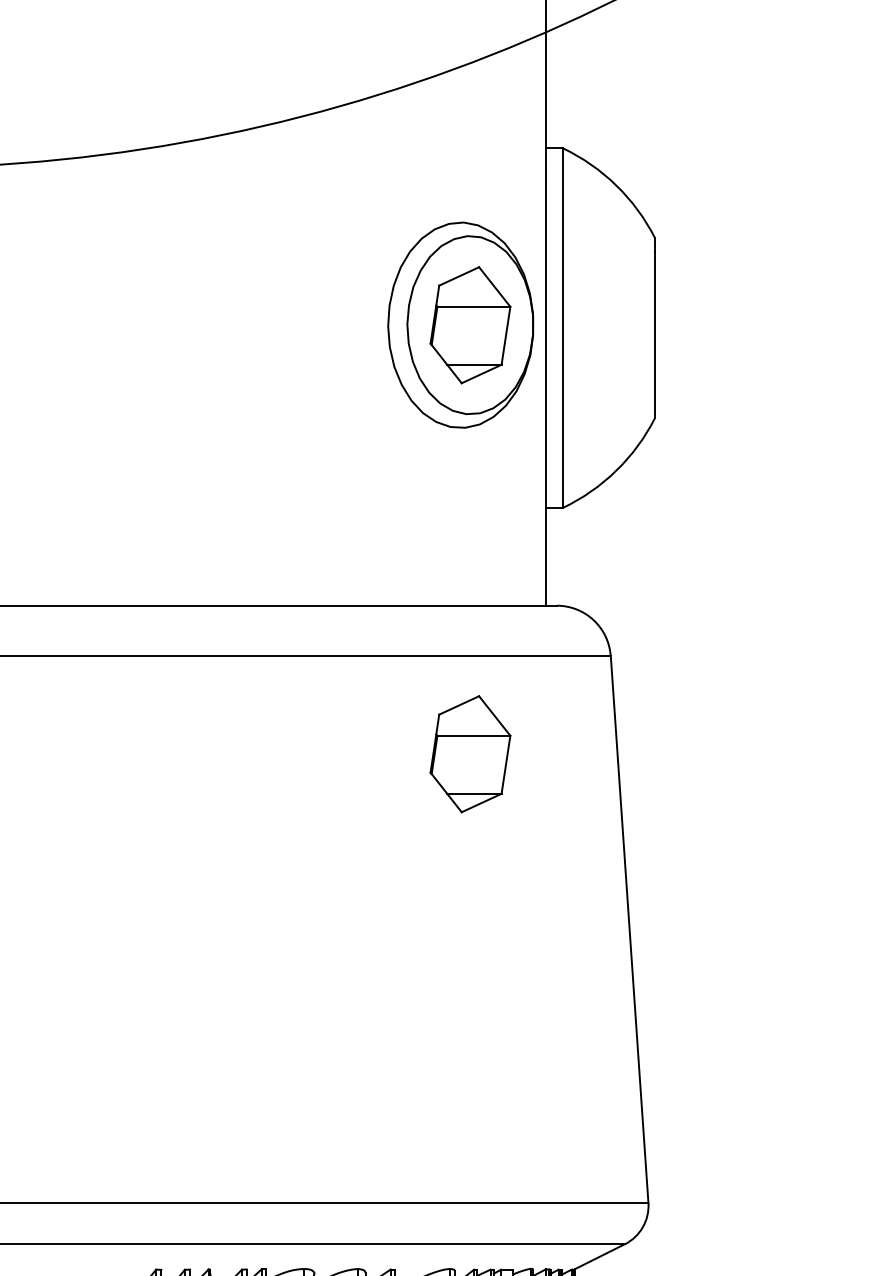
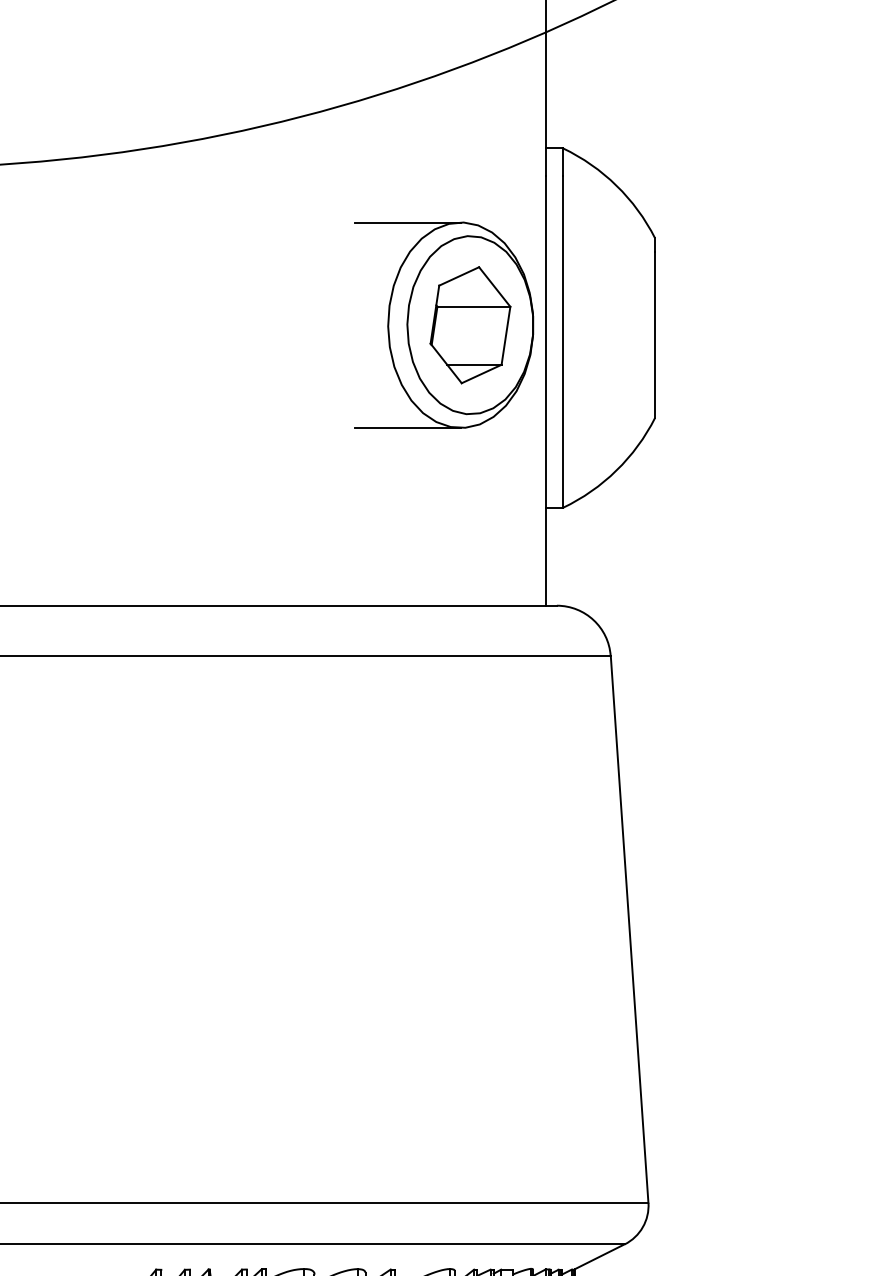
line: none -> present (407, 222)
line: none -> present (407, 427)
part: present -> none (470, 754)
